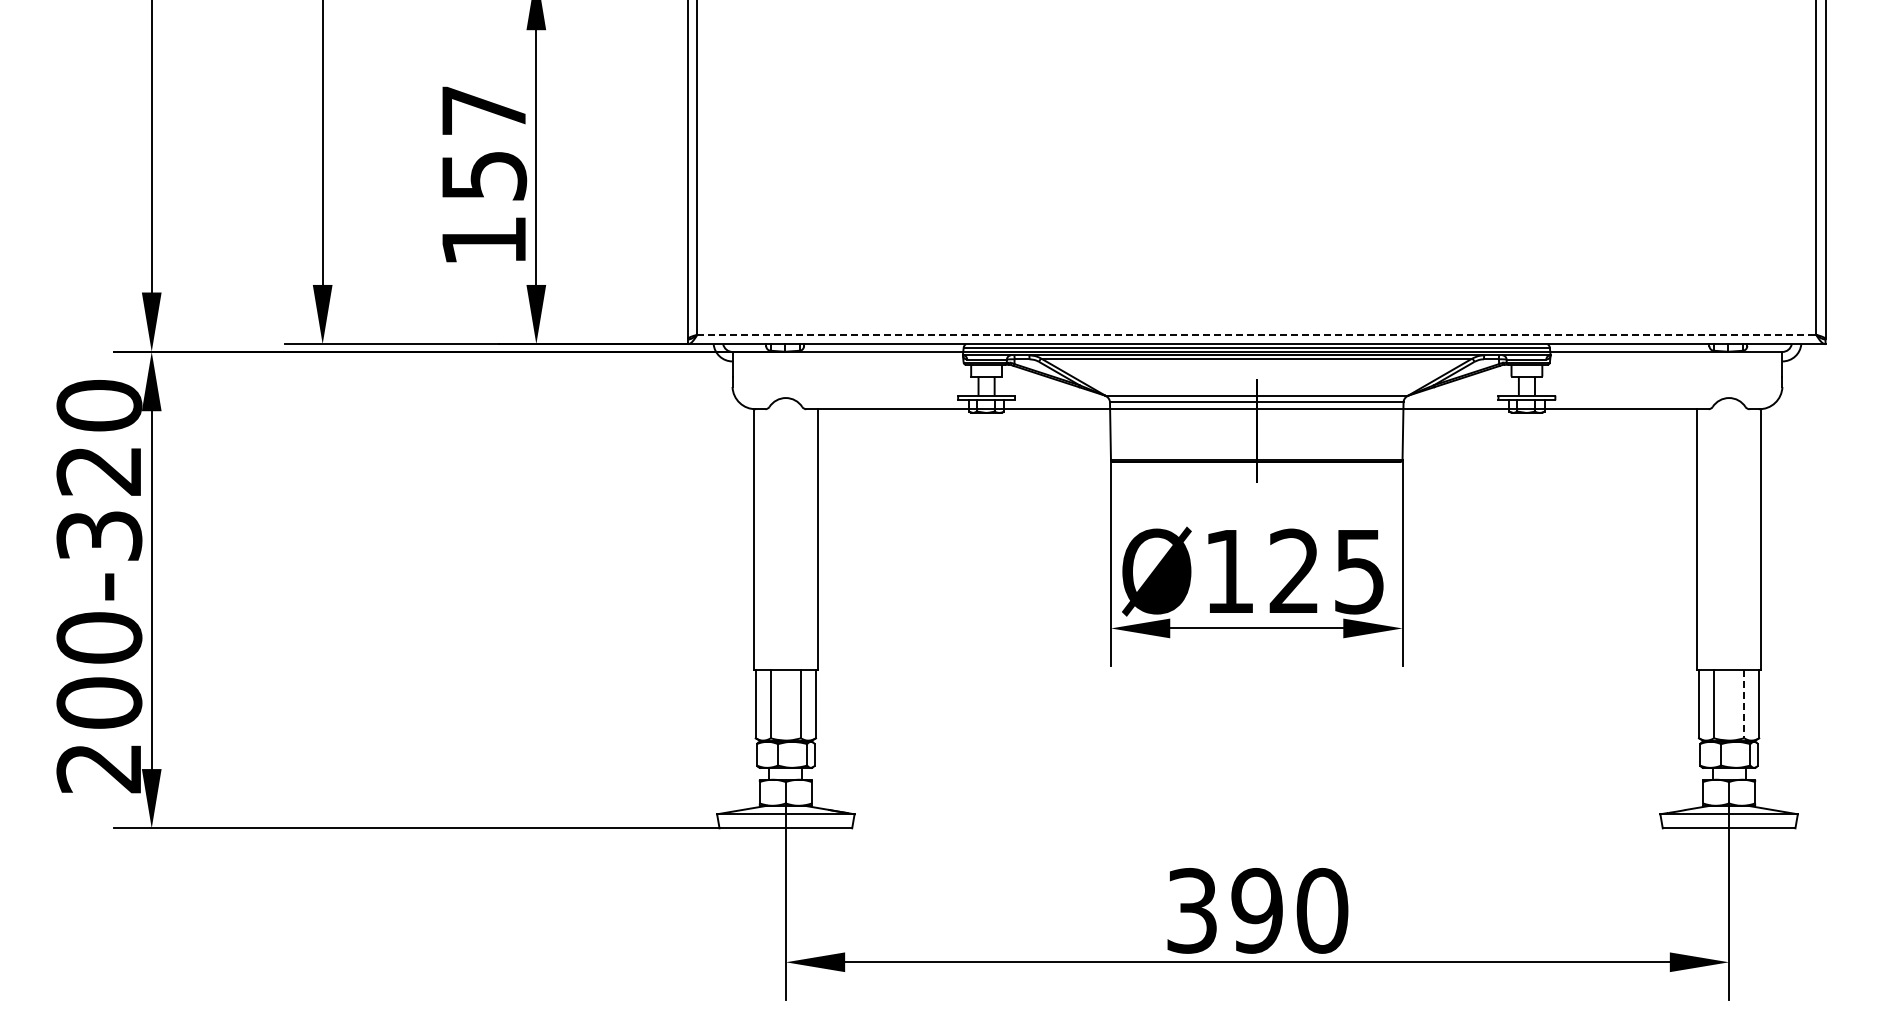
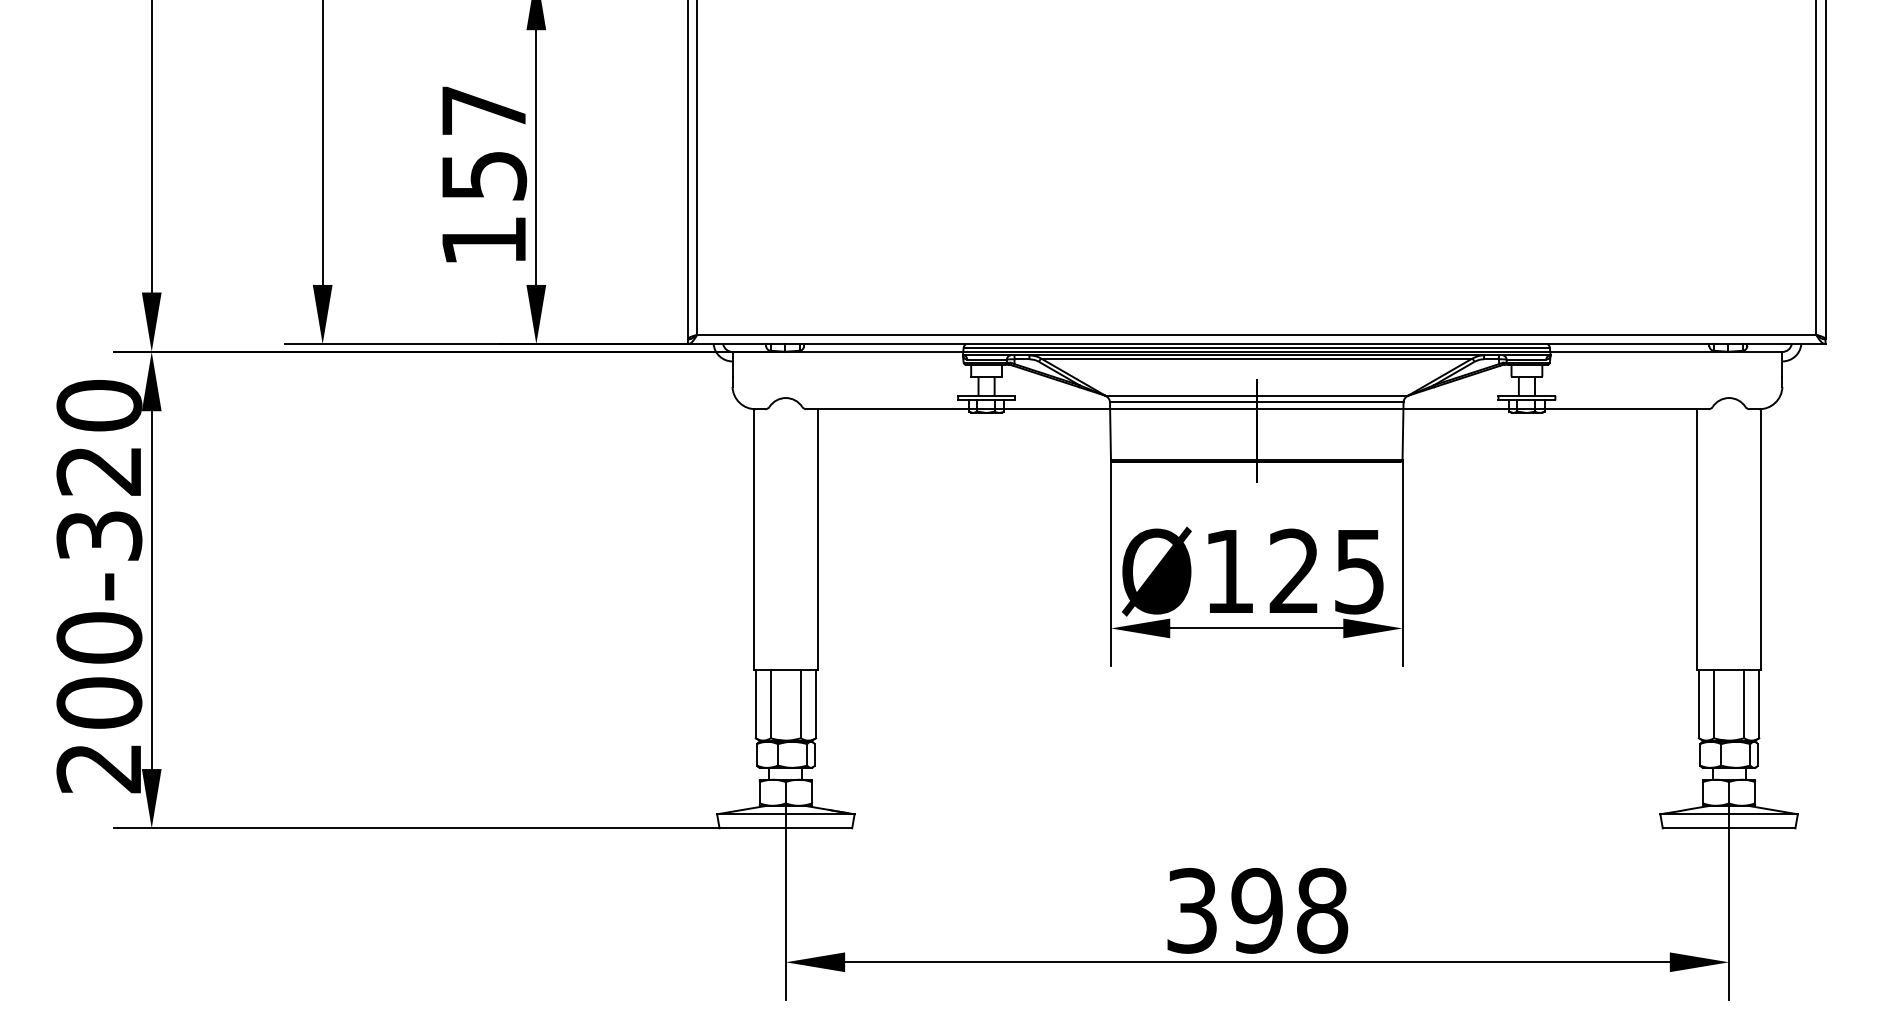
line: dashed -> solid (1257, 334)
line: dashed -> solid (1744, 704)
text: 390 -> 398 (1322, 910)
